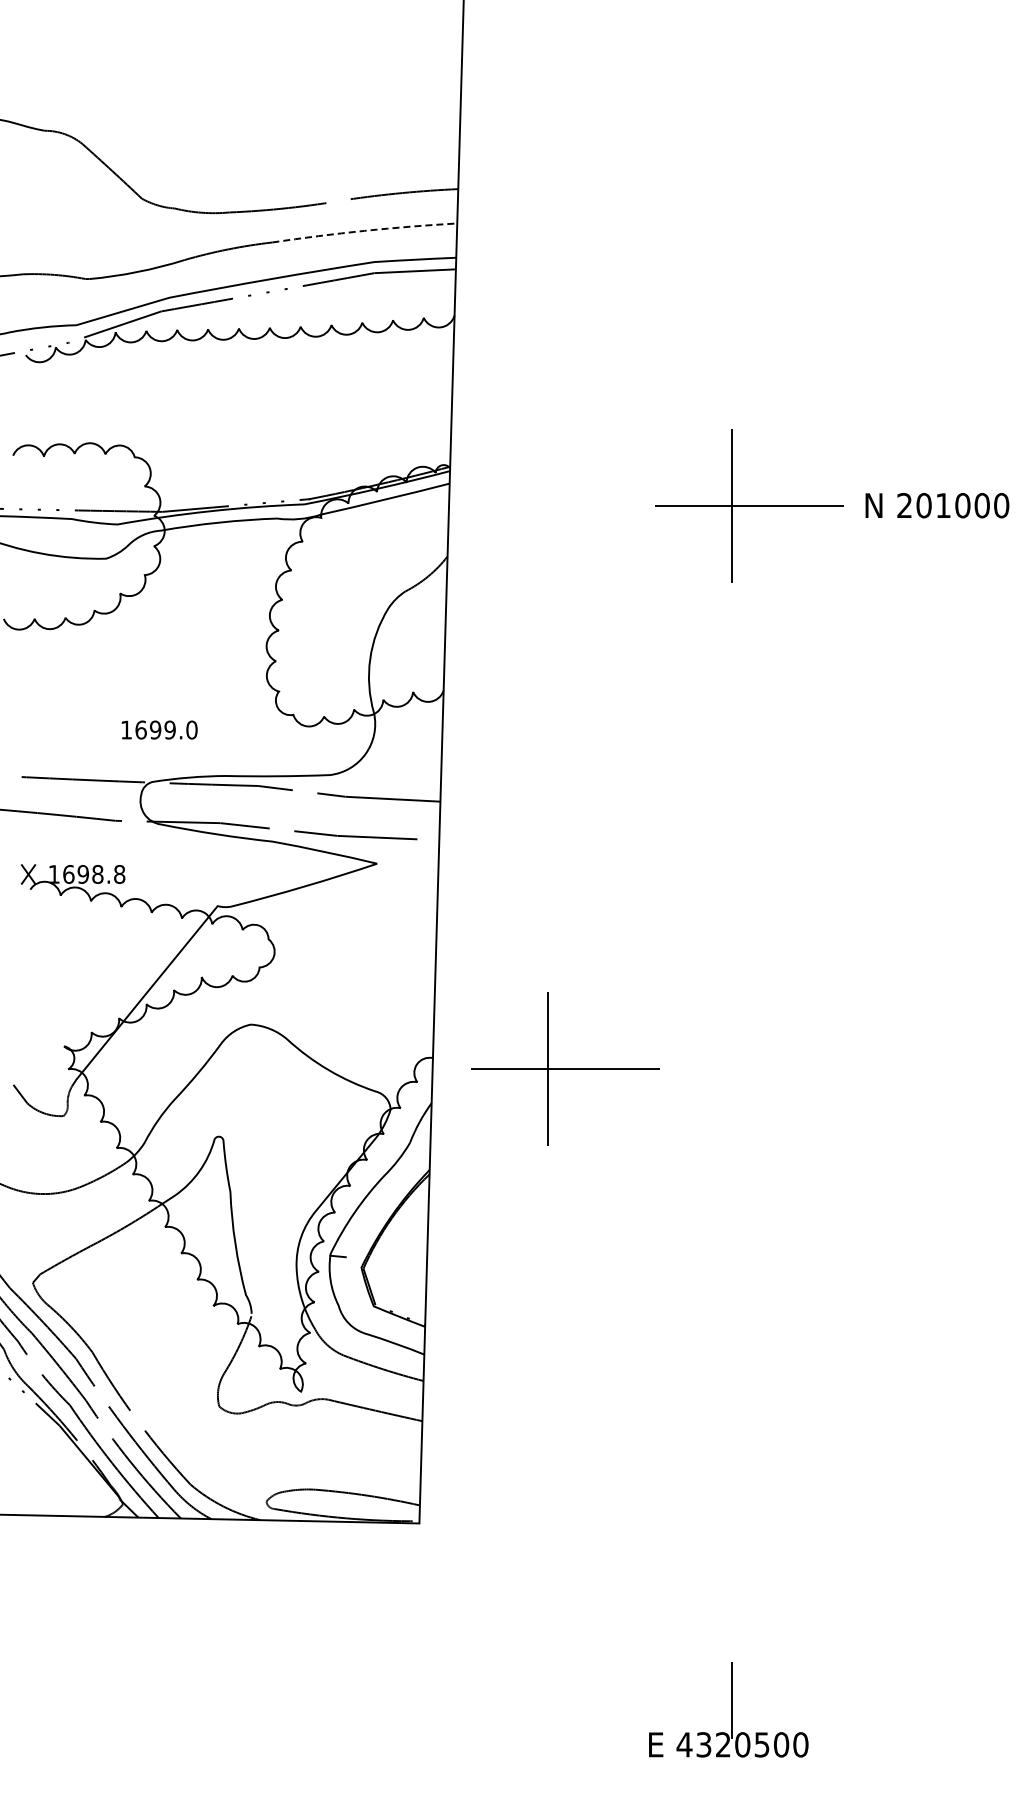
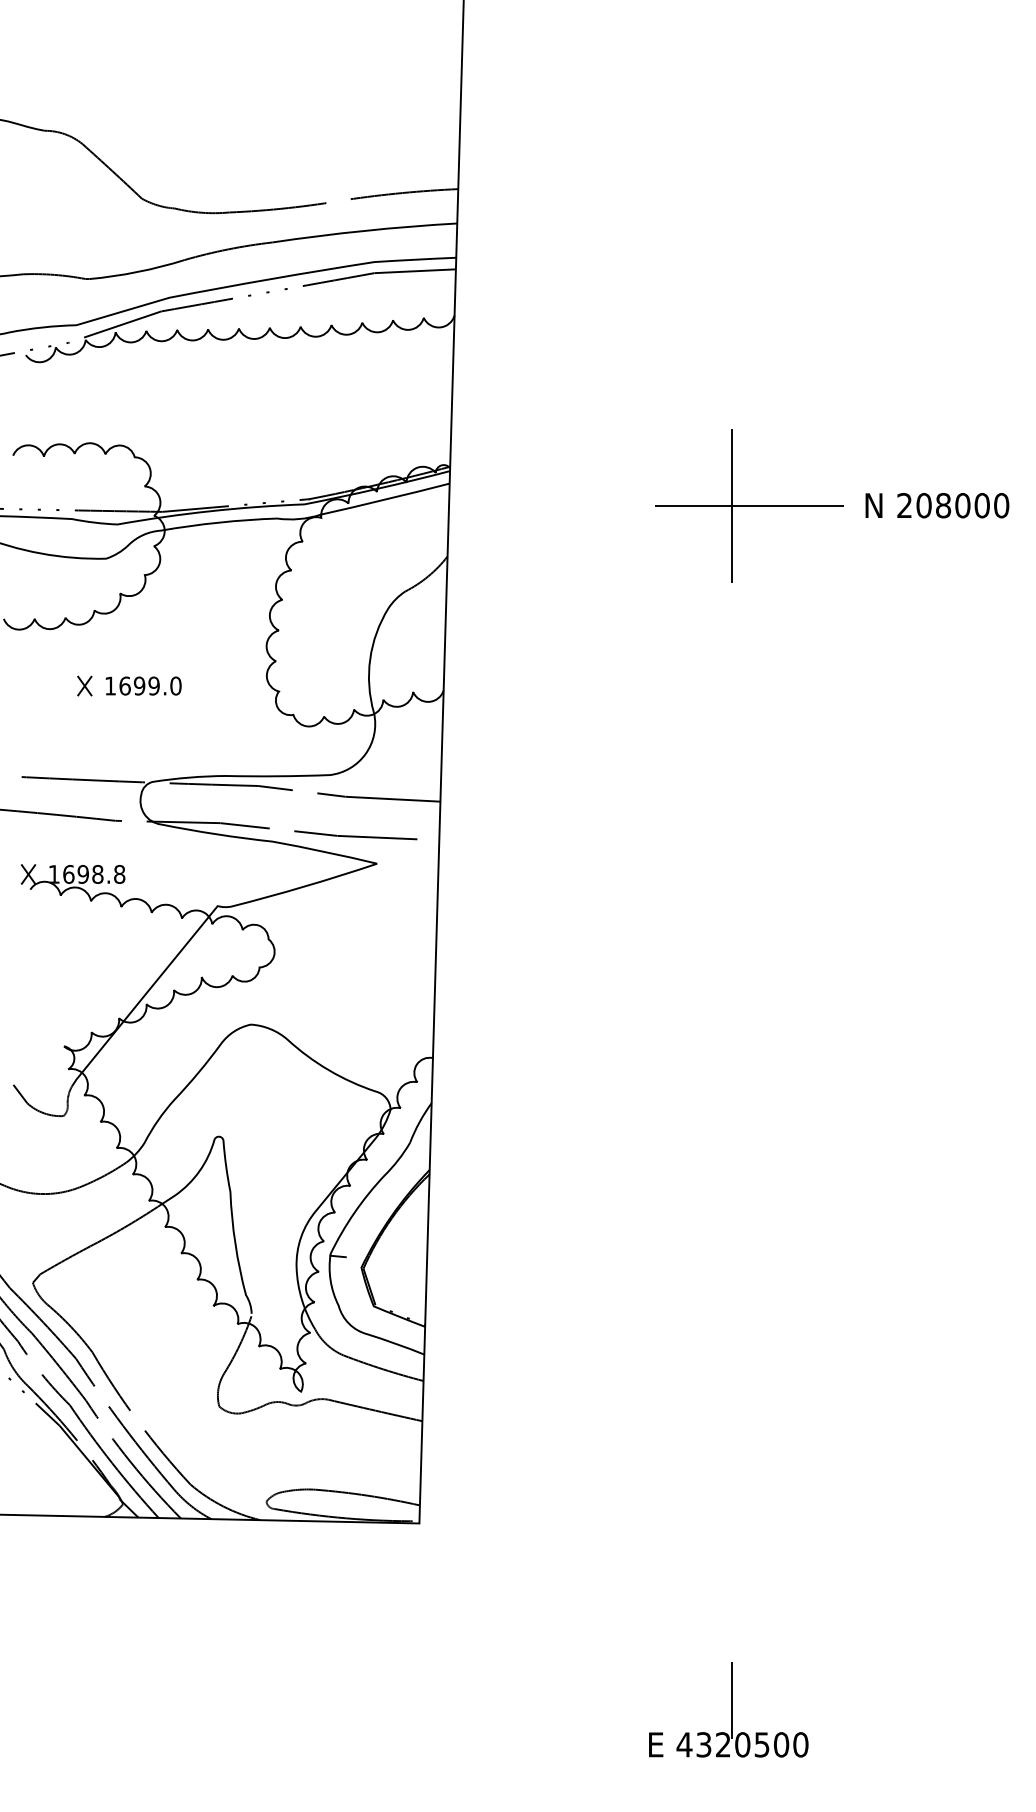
line: dashed -> solid (364, 230)
text: 201000 -> 208000 (943, 505)
part: none -> present (84, 685)
text position: (159, 729) -> (143, 685) (143, 685)
part: present -> none (565, 1068)
